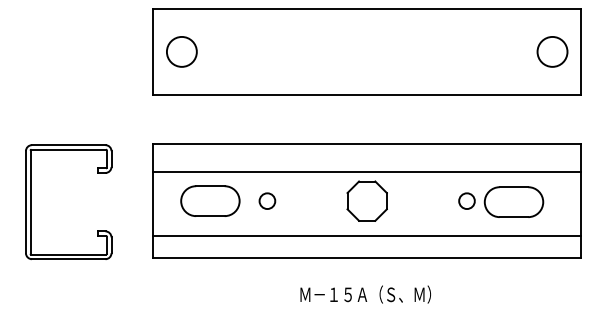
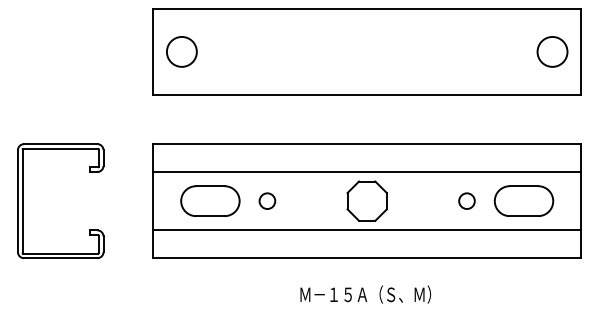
part position: (31, 201) -> (23, 200) (23, 200)
part position: (513, 201) -> (523, 200) (523, 200)
line position: (367, 236) -> (367, 230) (367, 230)
